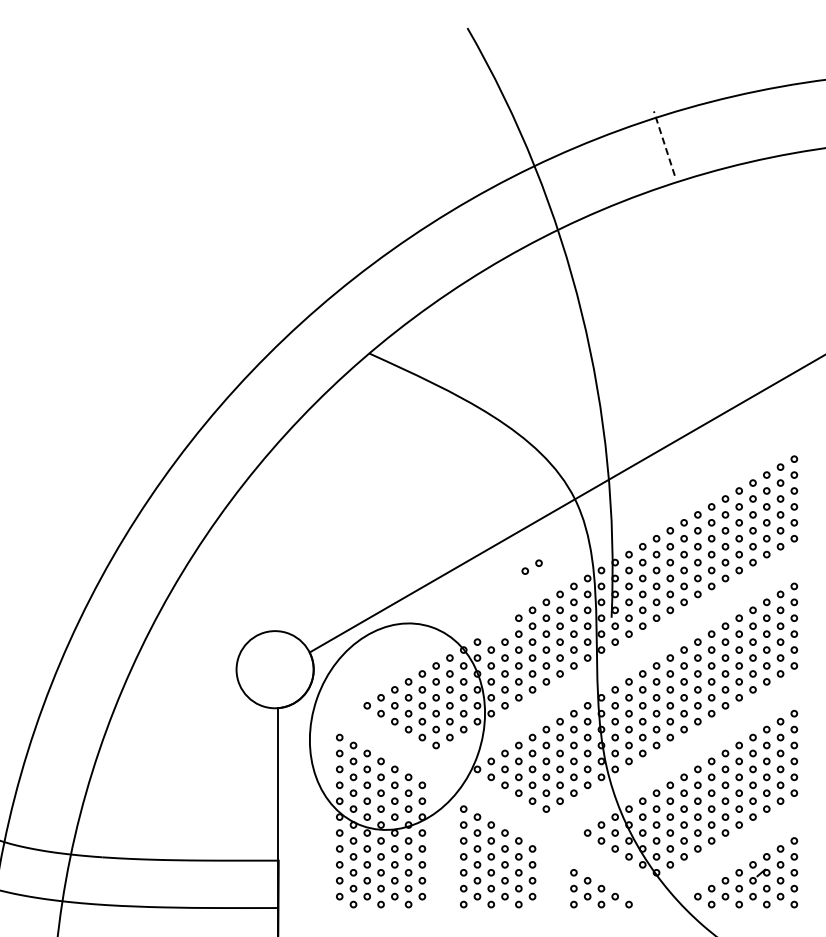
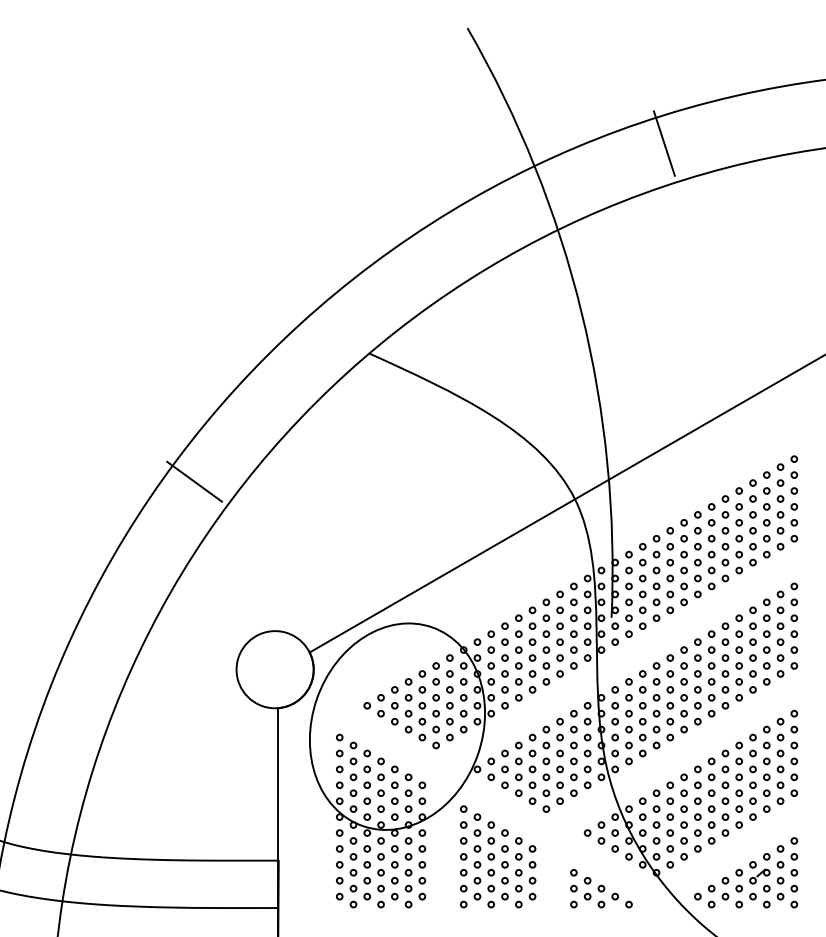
line: dashed -> solid (664, 143)
line: none -> present (194, 481)
part position: (531, 566) -> (497, 629) (497, 629)
